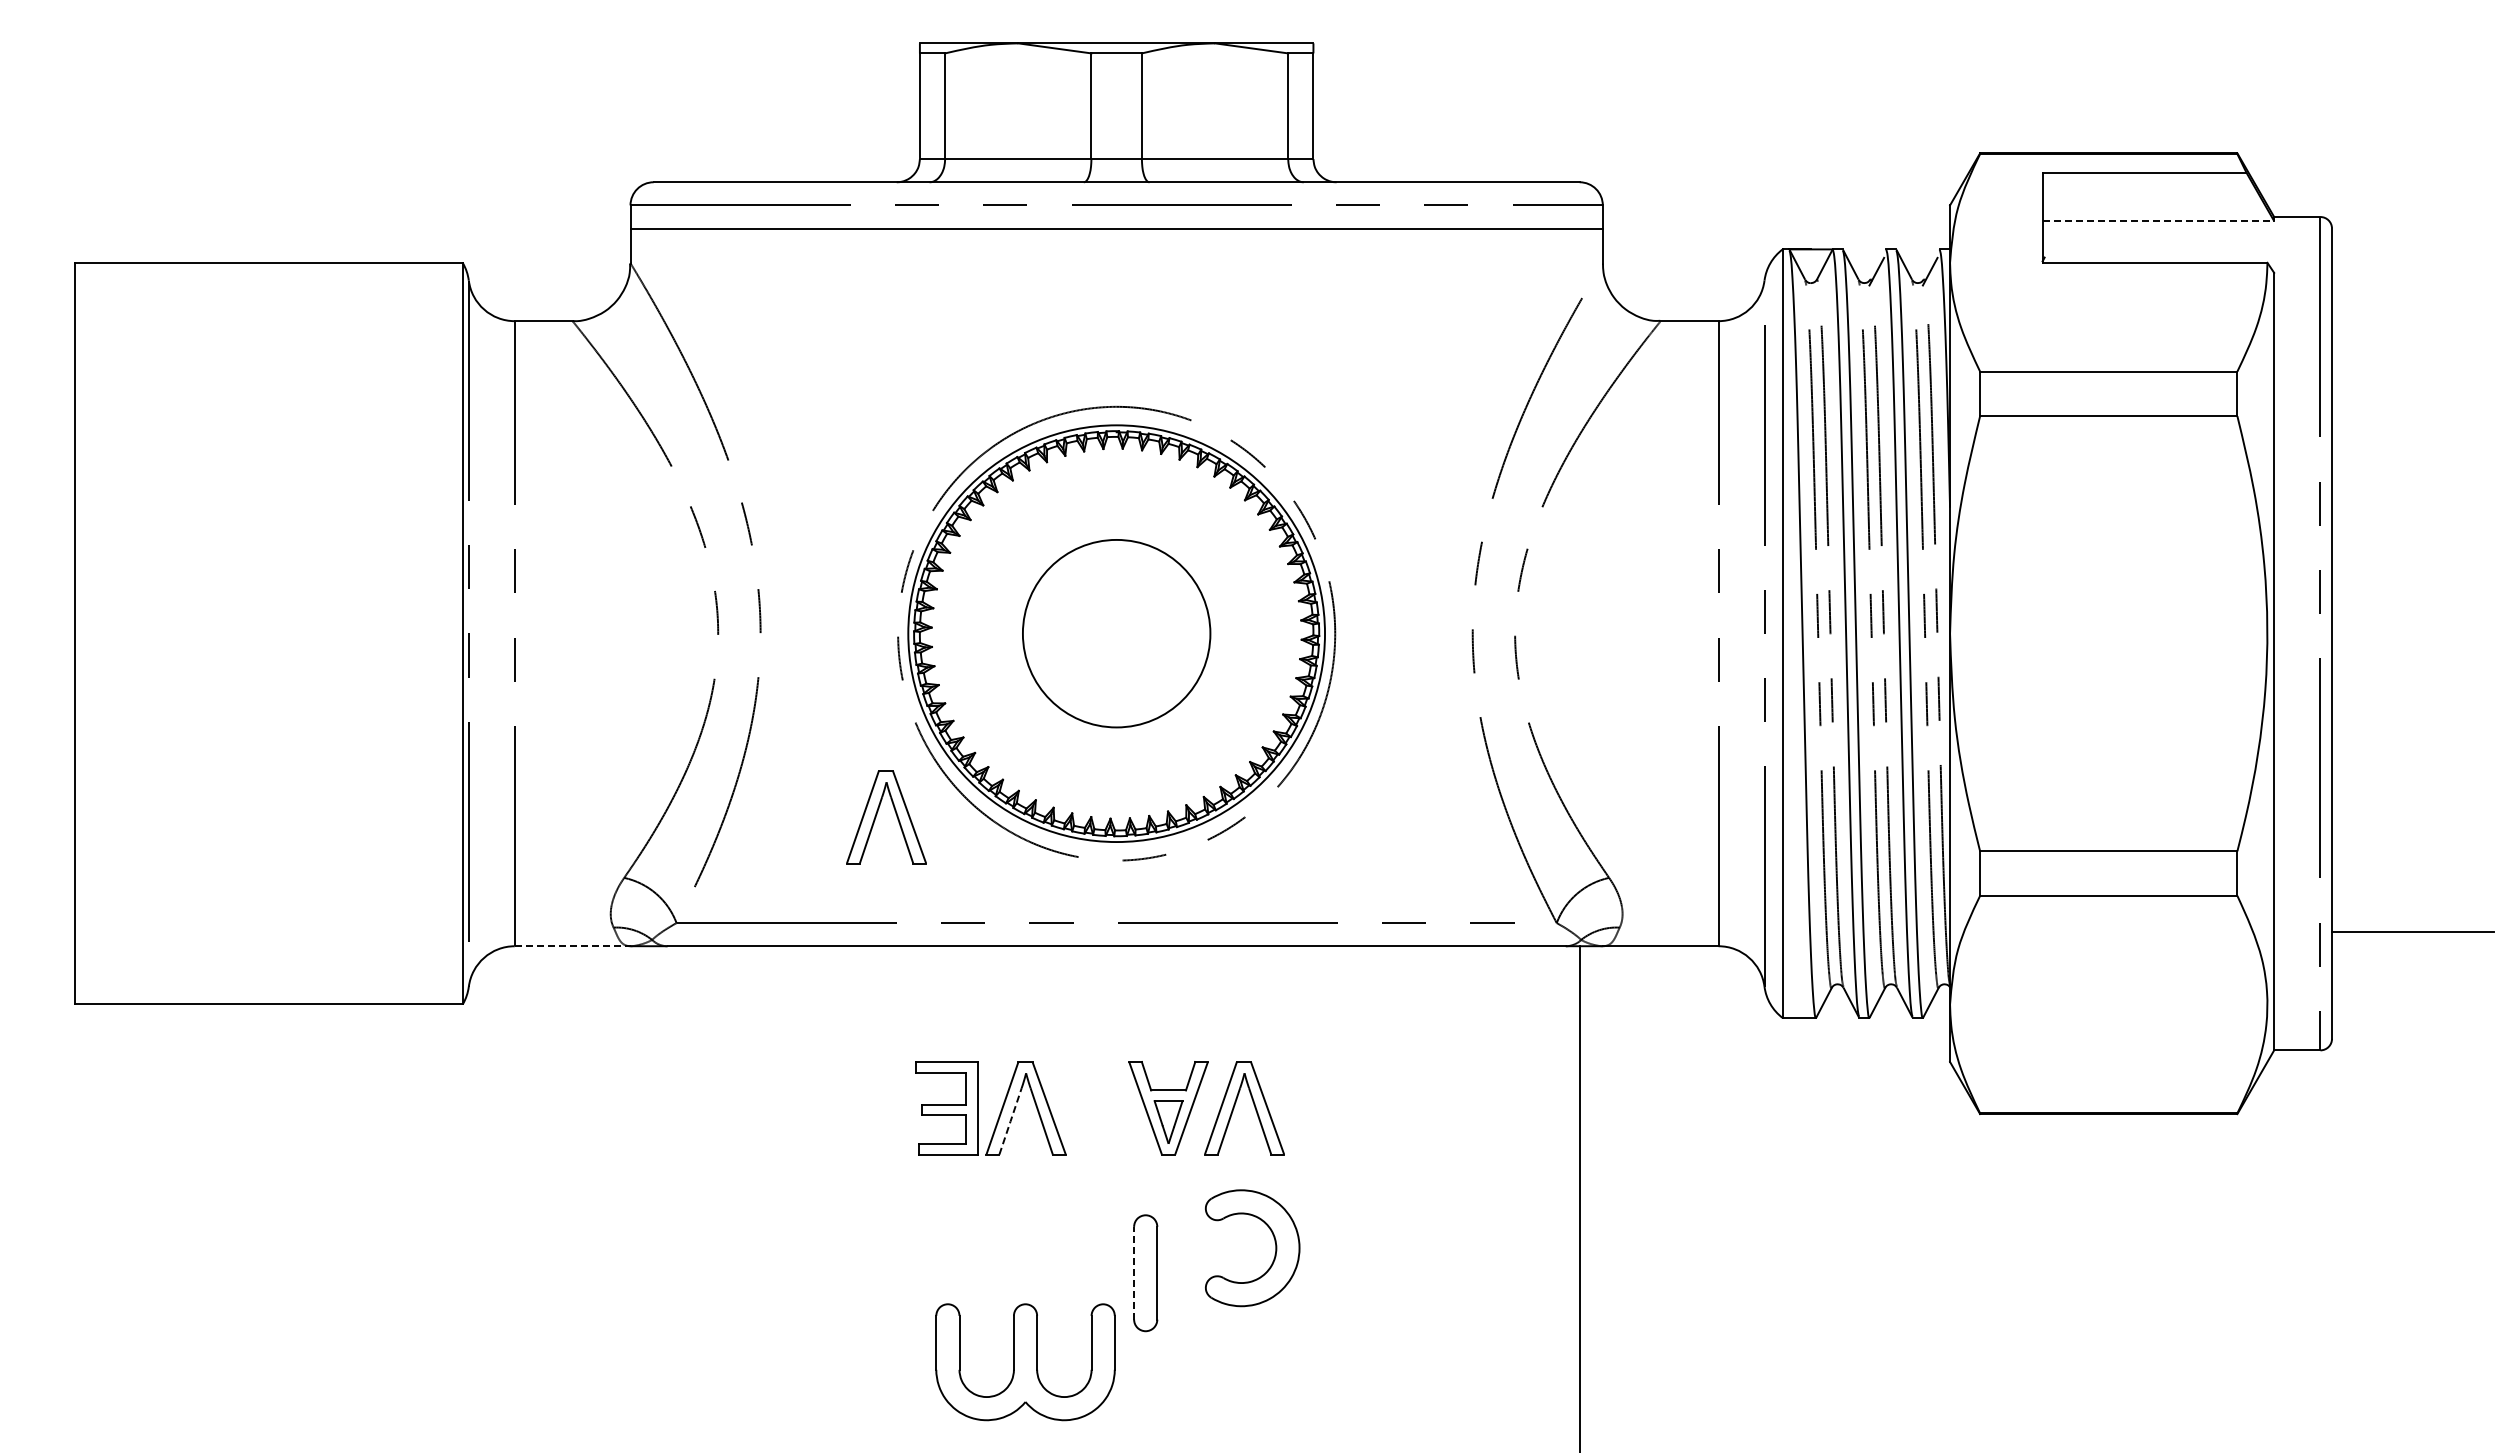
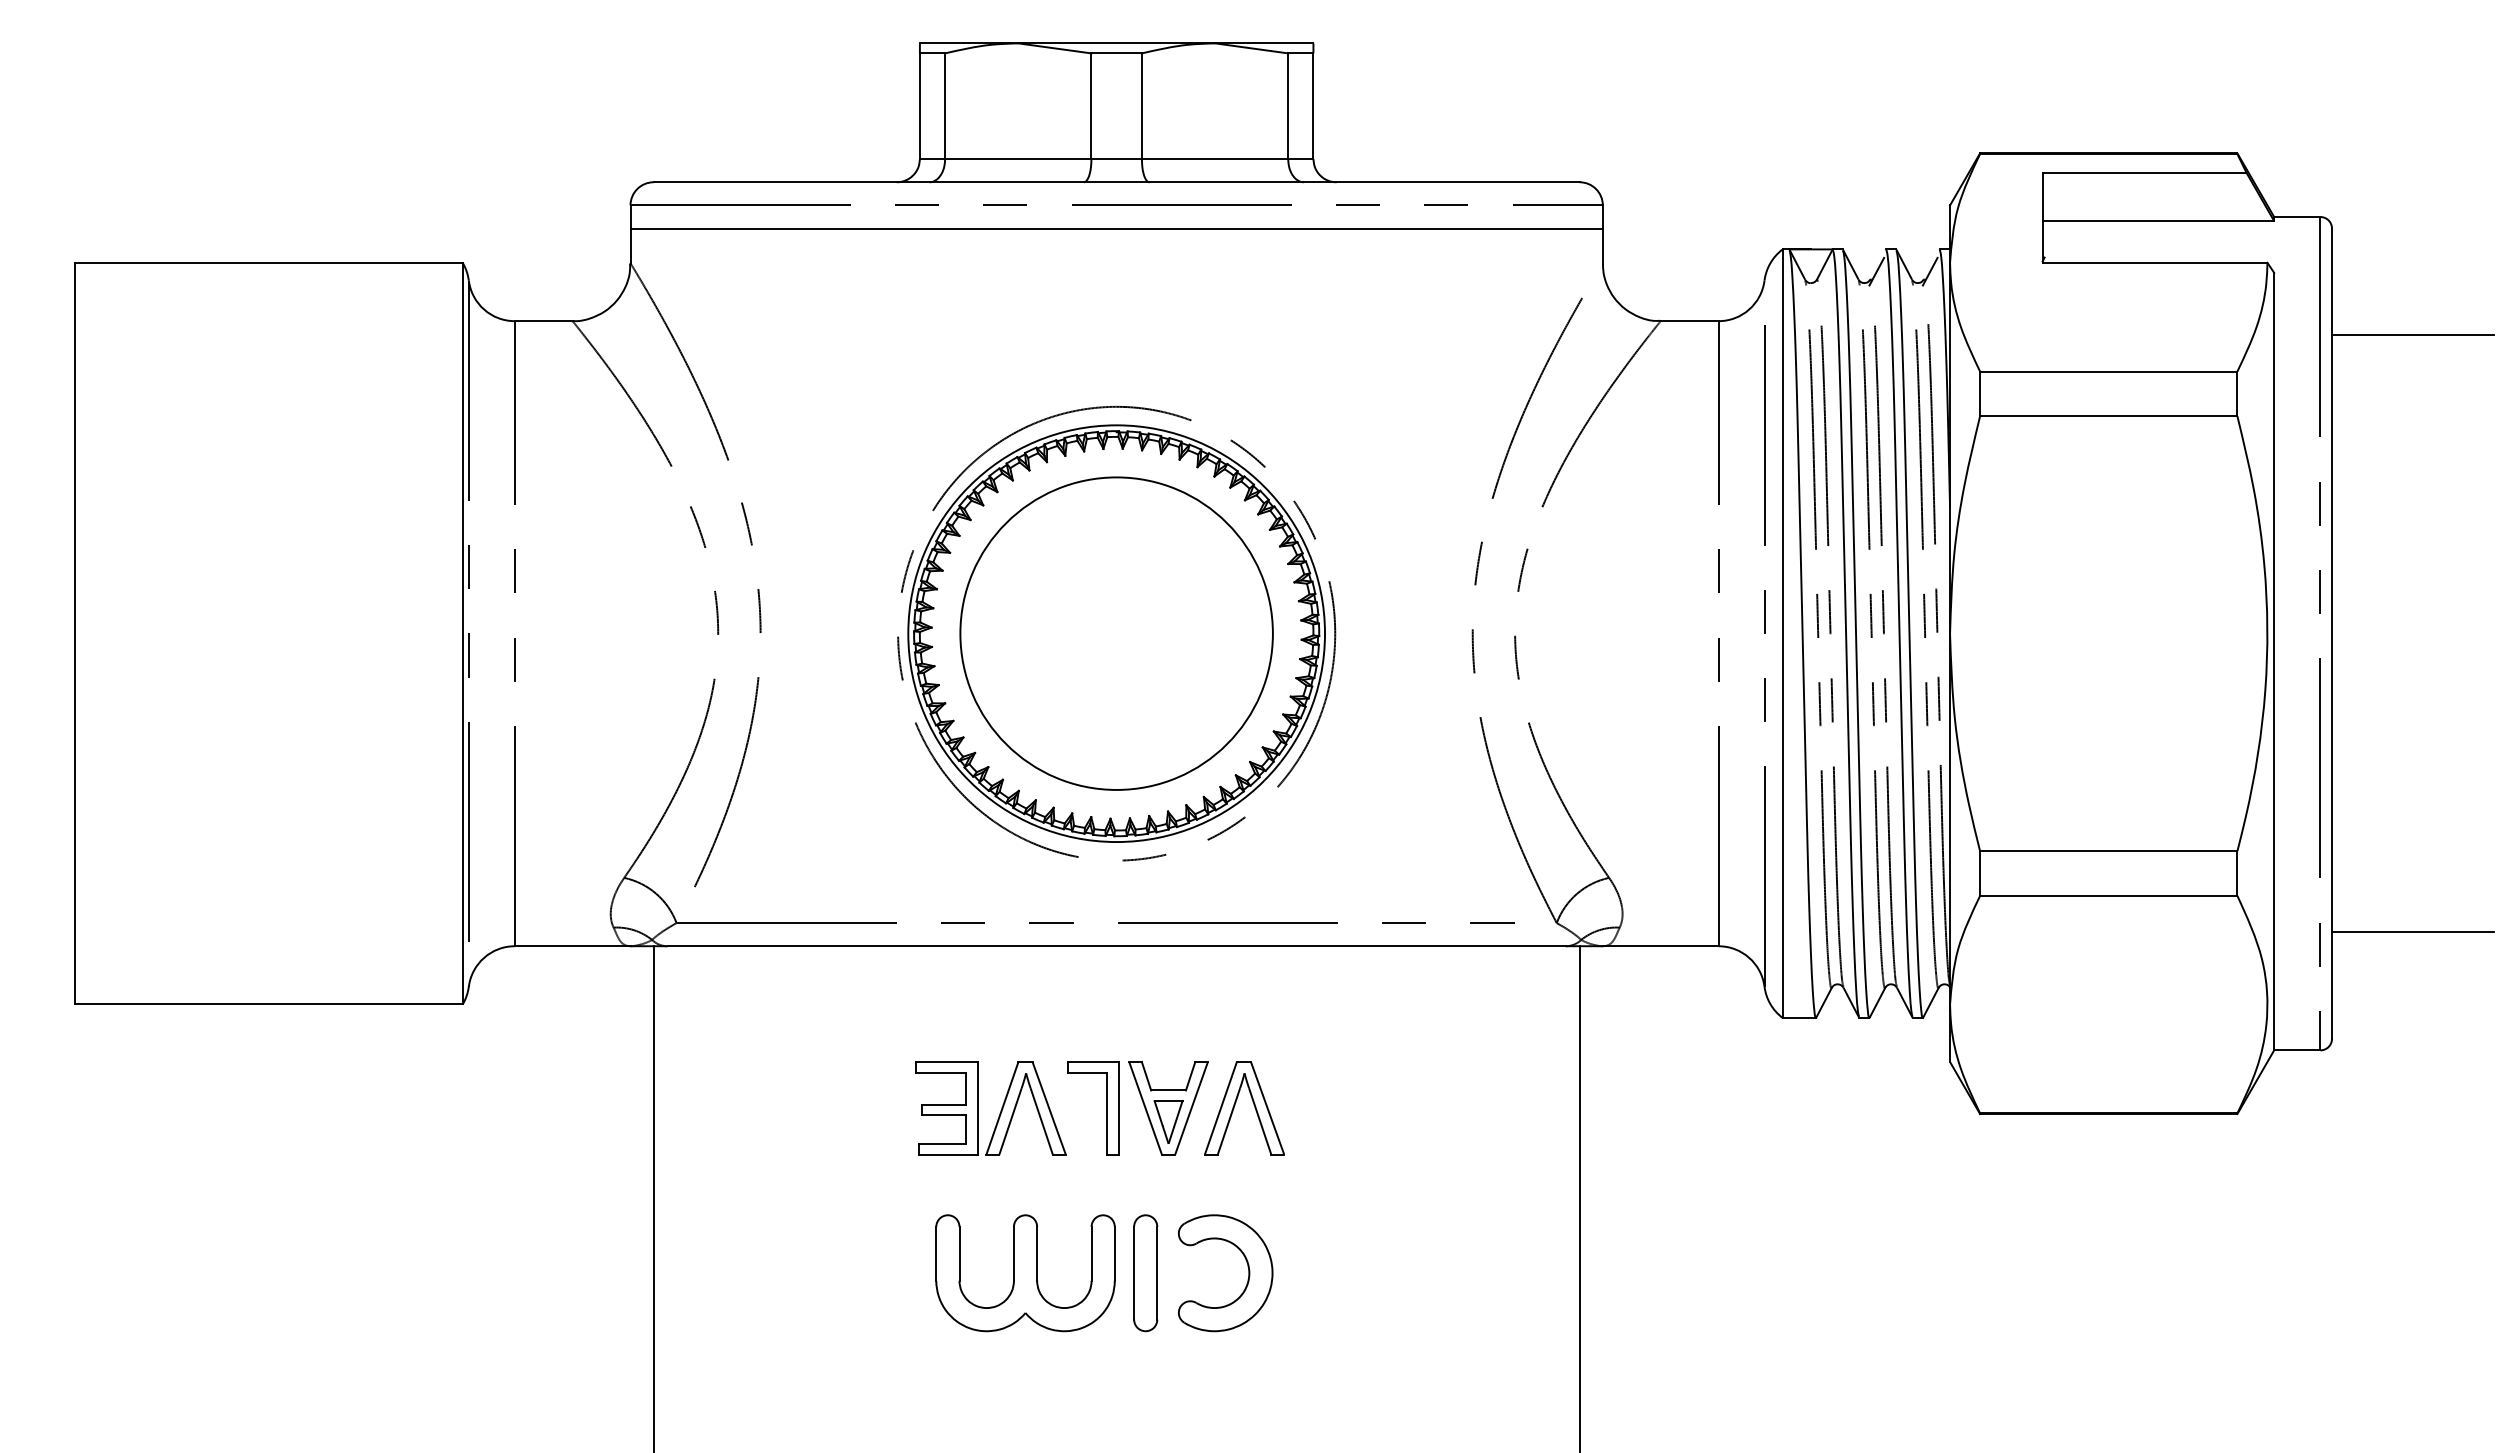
line: dashed -> solid (2158, 221)
line: none -> present (2413, 335)
circle diameter: 188 px -> 313 px (1116, 633)
part: present -> none (877, 814)
line: dashed -> solid (572, 946)
part: none -> present (1106, 1108)
line: dashed -> solid (1010, 1121)
line: none -> present (653, 1197)
part position: (1274, 1242) -> (1247, 1267) (1247, 1267)
line: dashed -> solid (1134, 1272)
part position: (1025, 1362) -> (1025, 1273) (1025, 1273)
